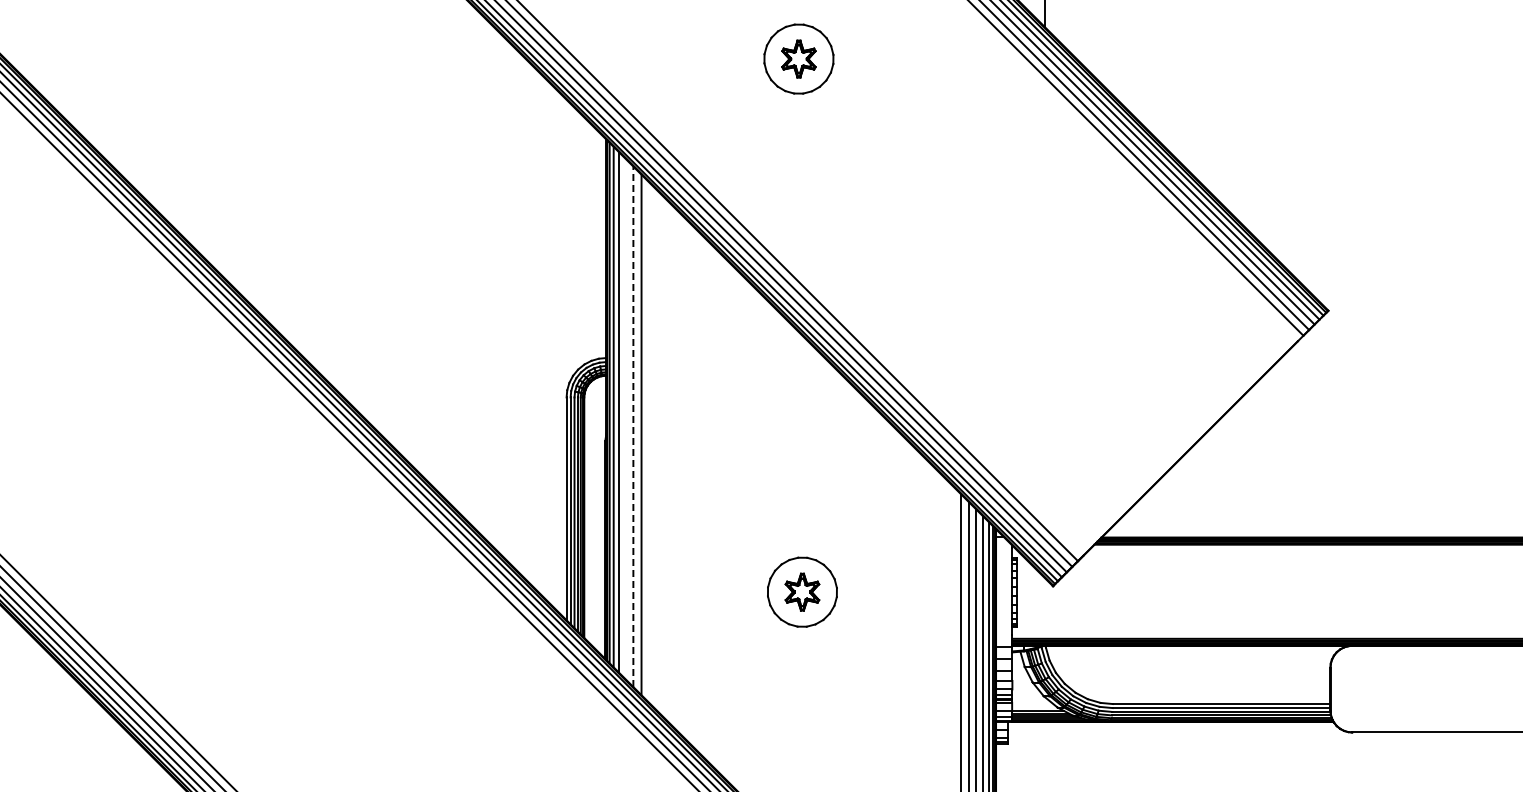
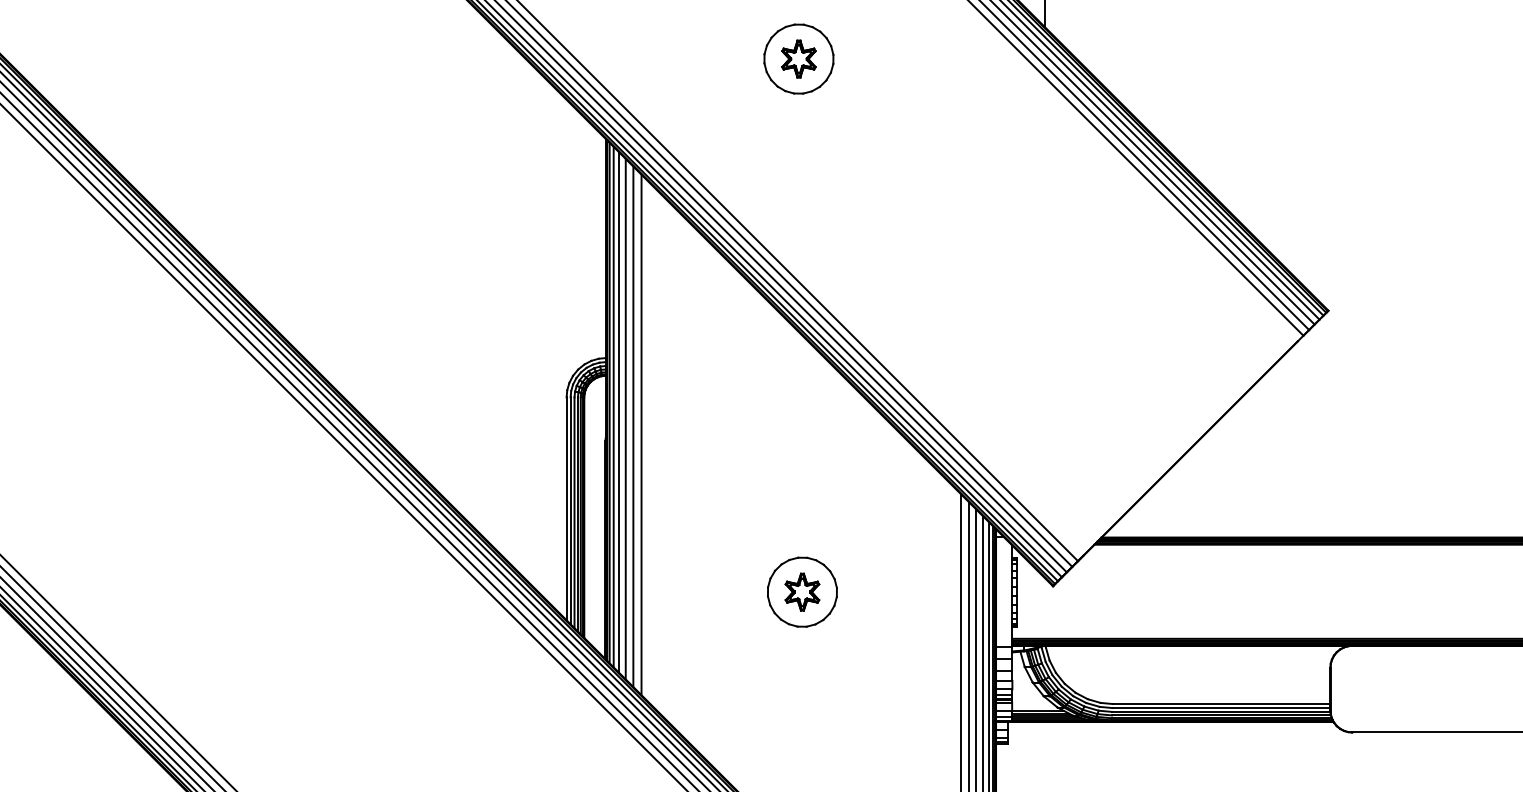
line: none -> present (625, 418)
line: dashed -> solid (633, 426)
line: none -> present (343, 446)
